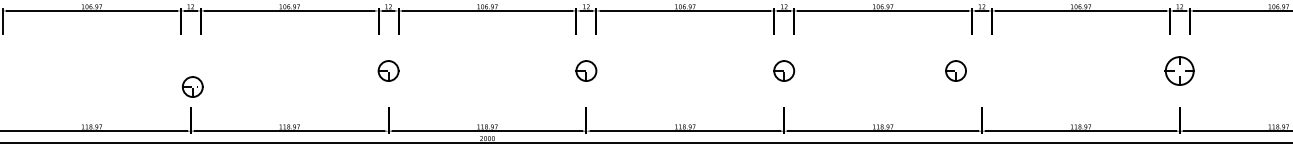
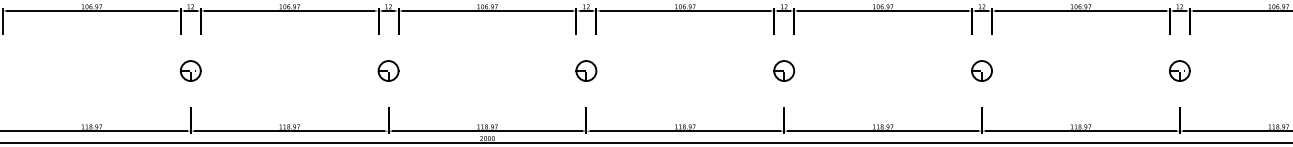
part position: (955, 70) -> (981, 70) (981, 70)
part size: 31x30 px -> 22x22 px (1179, 70)
part position: (192, 86) -> (190, 70) (190, 70)
